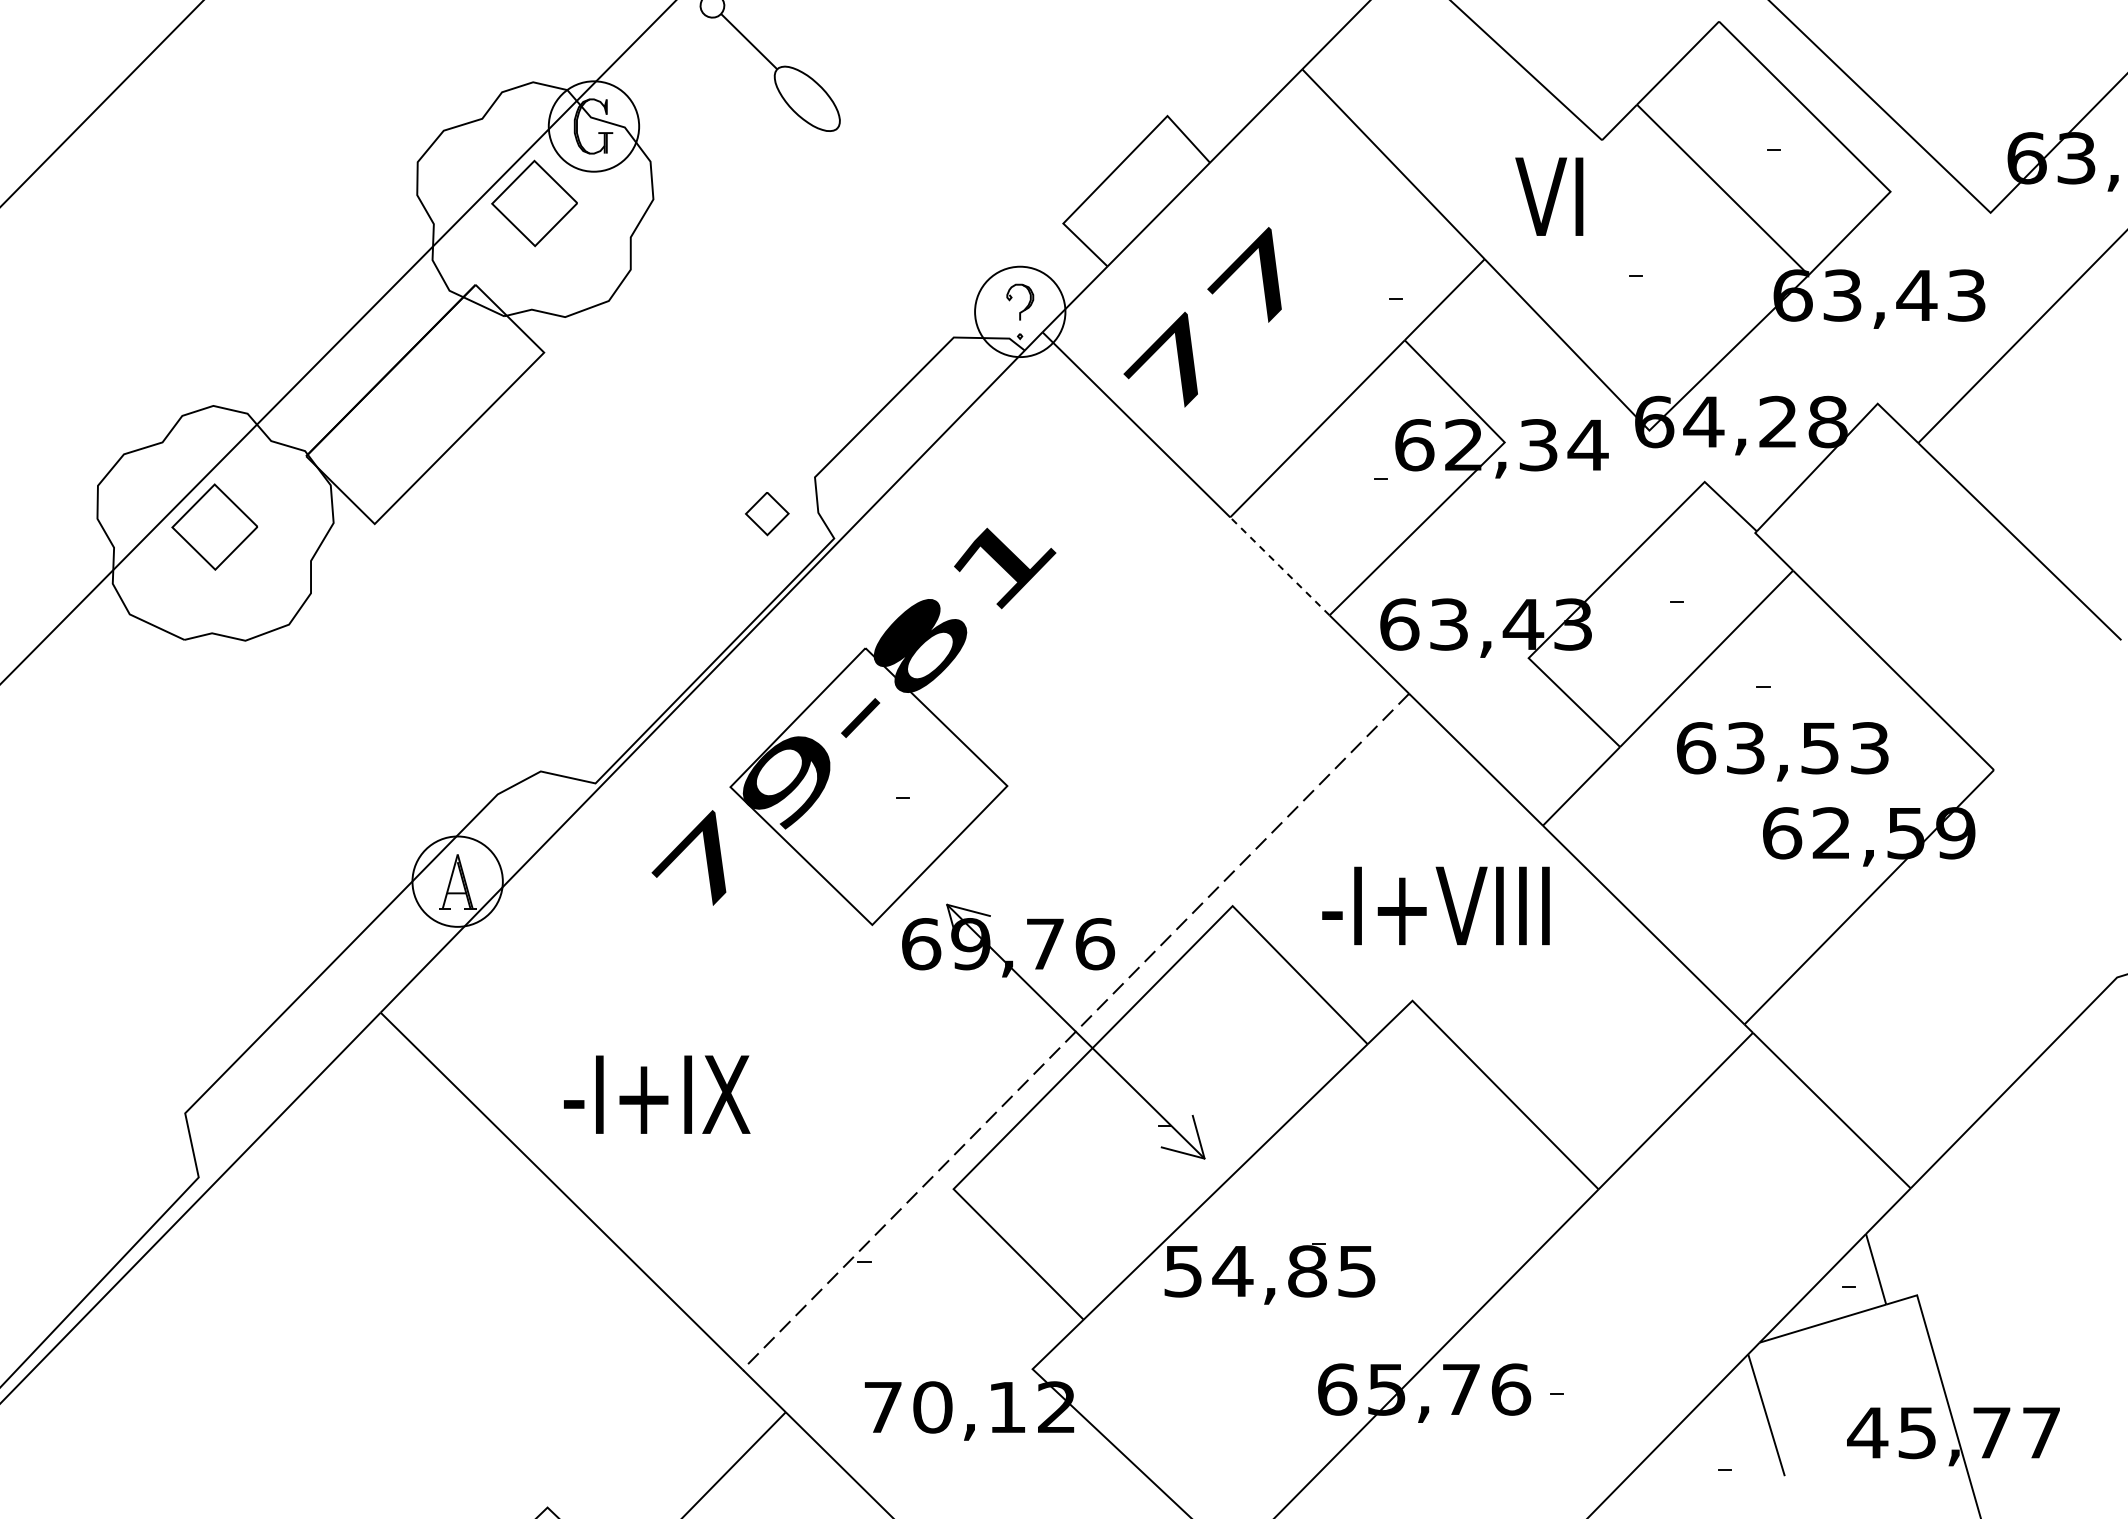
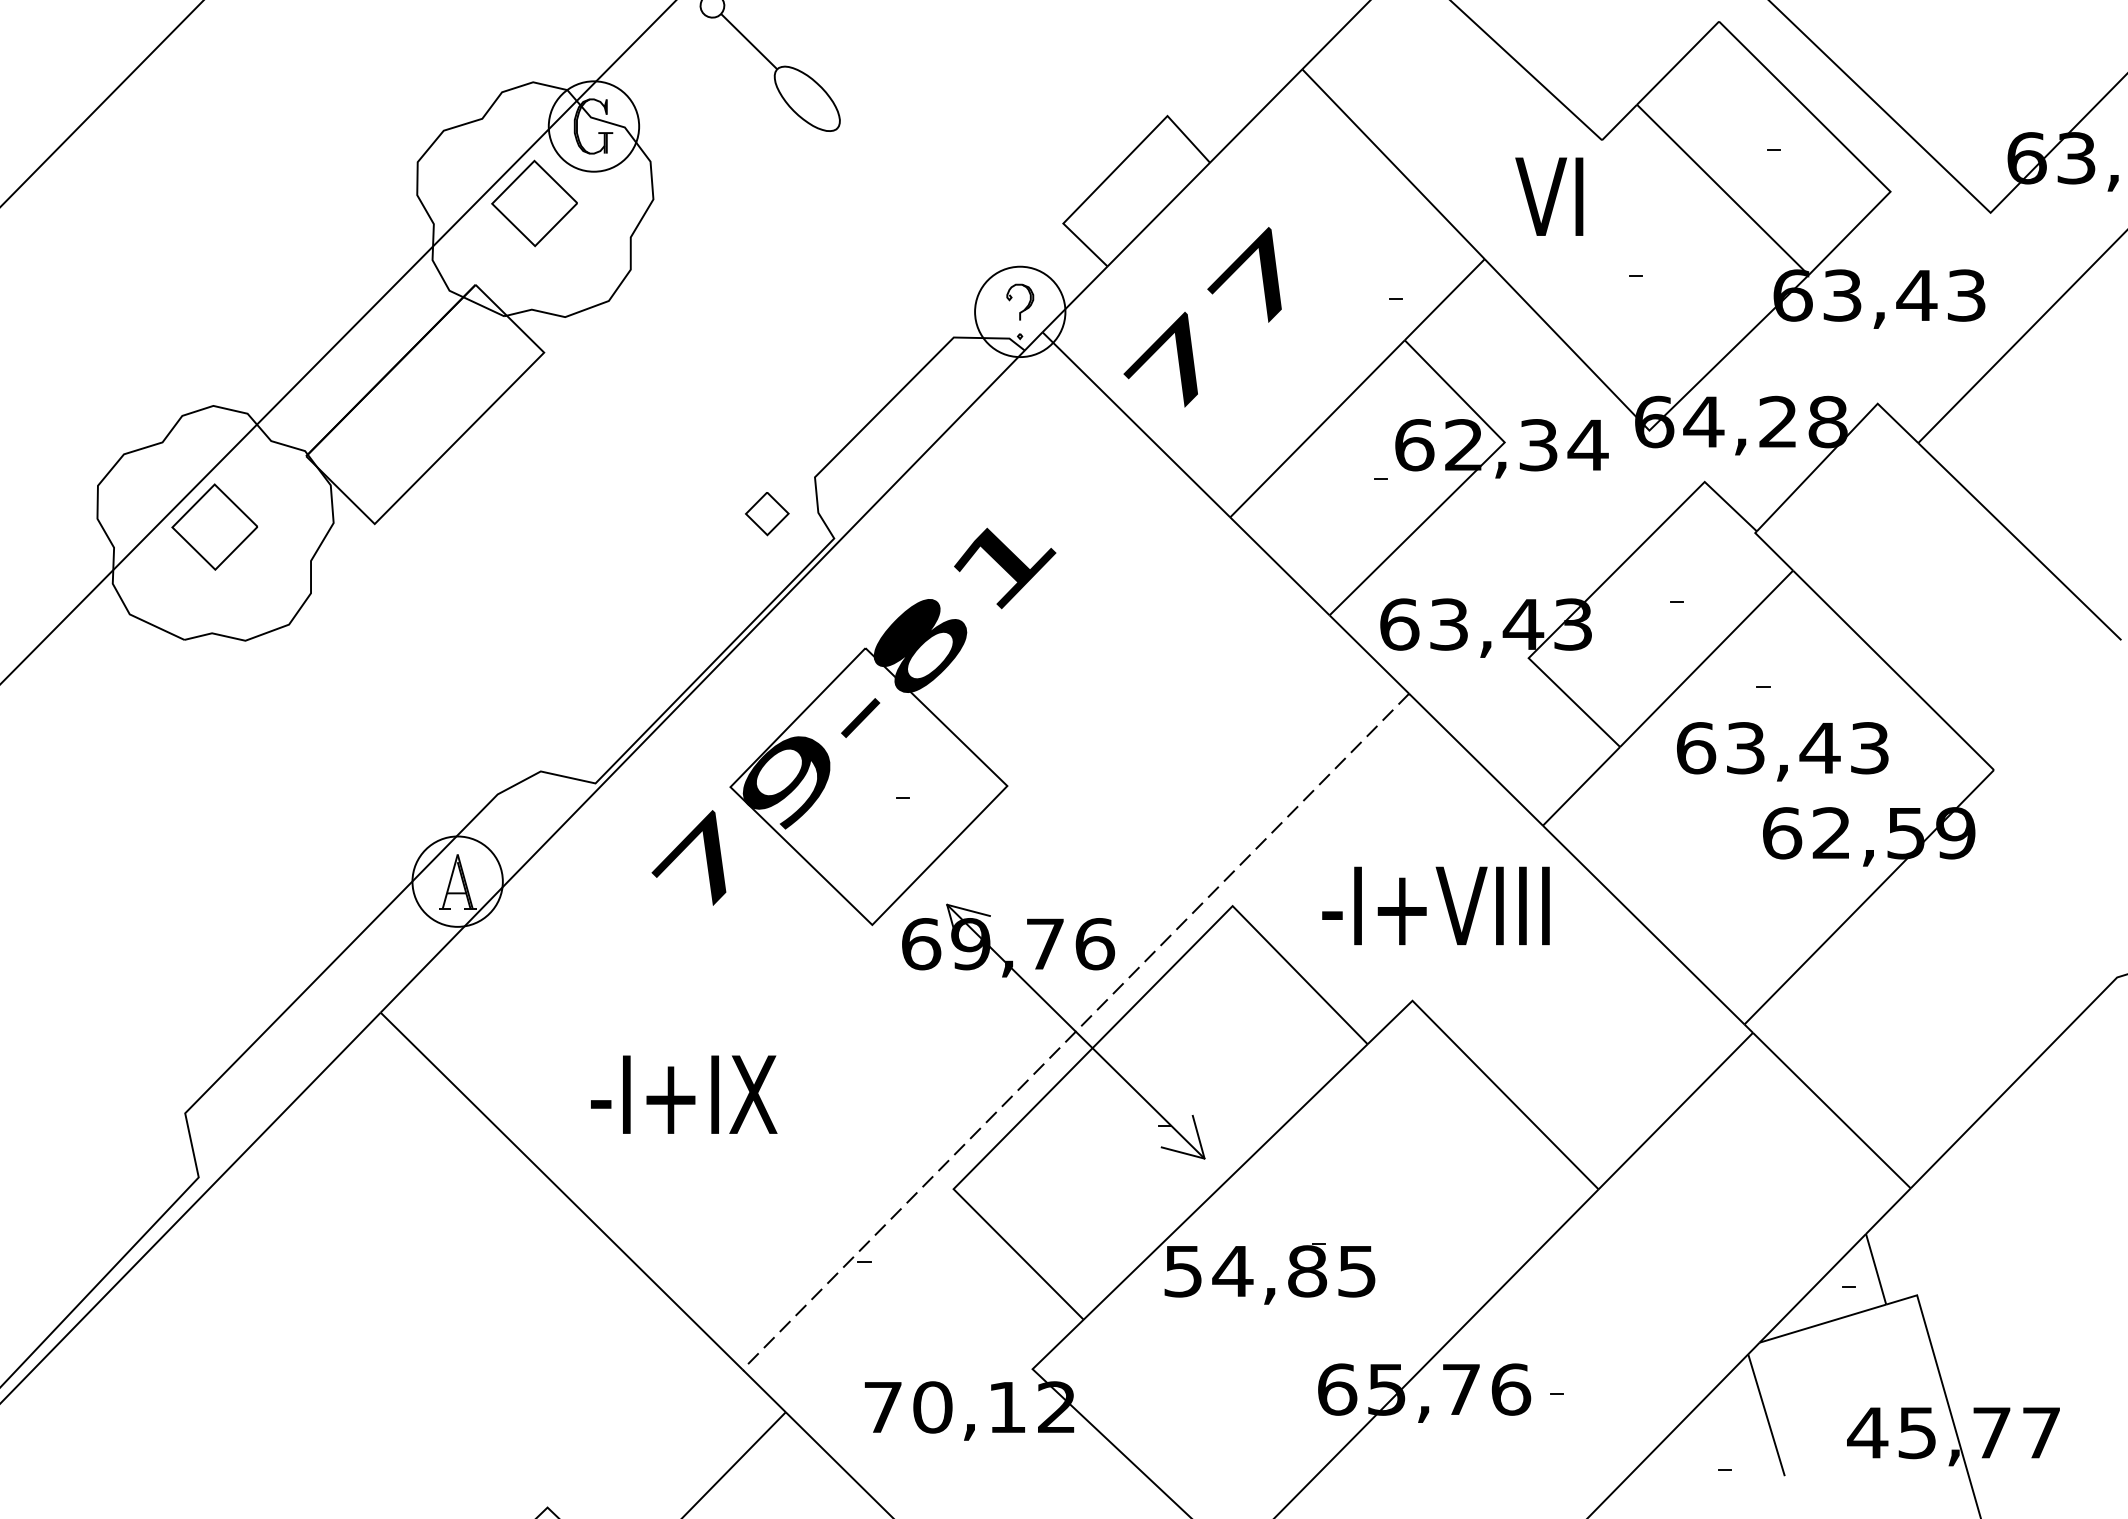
line: dashed -> solid (1279, 566)
text: 63,53 -> 63,43 (1819, 748)
text position: (657, 1094) -> (684, 1094) (684, 1094)
